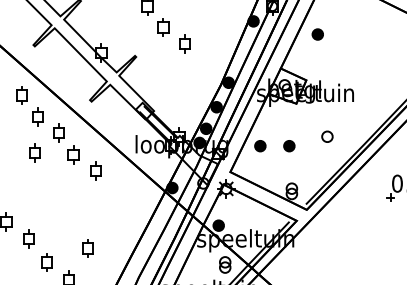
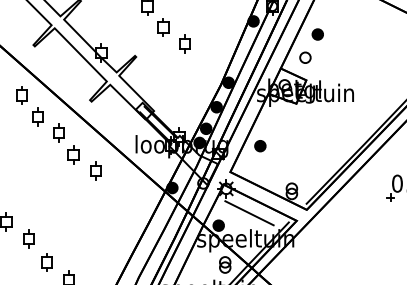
part position: (327, 136) -> (305, 57) (305, 57)
part: present -> none (289, 146)
part: present -> none (34, 152)
line: none -> present (249, 212)
part: present -> none (87, 248)
